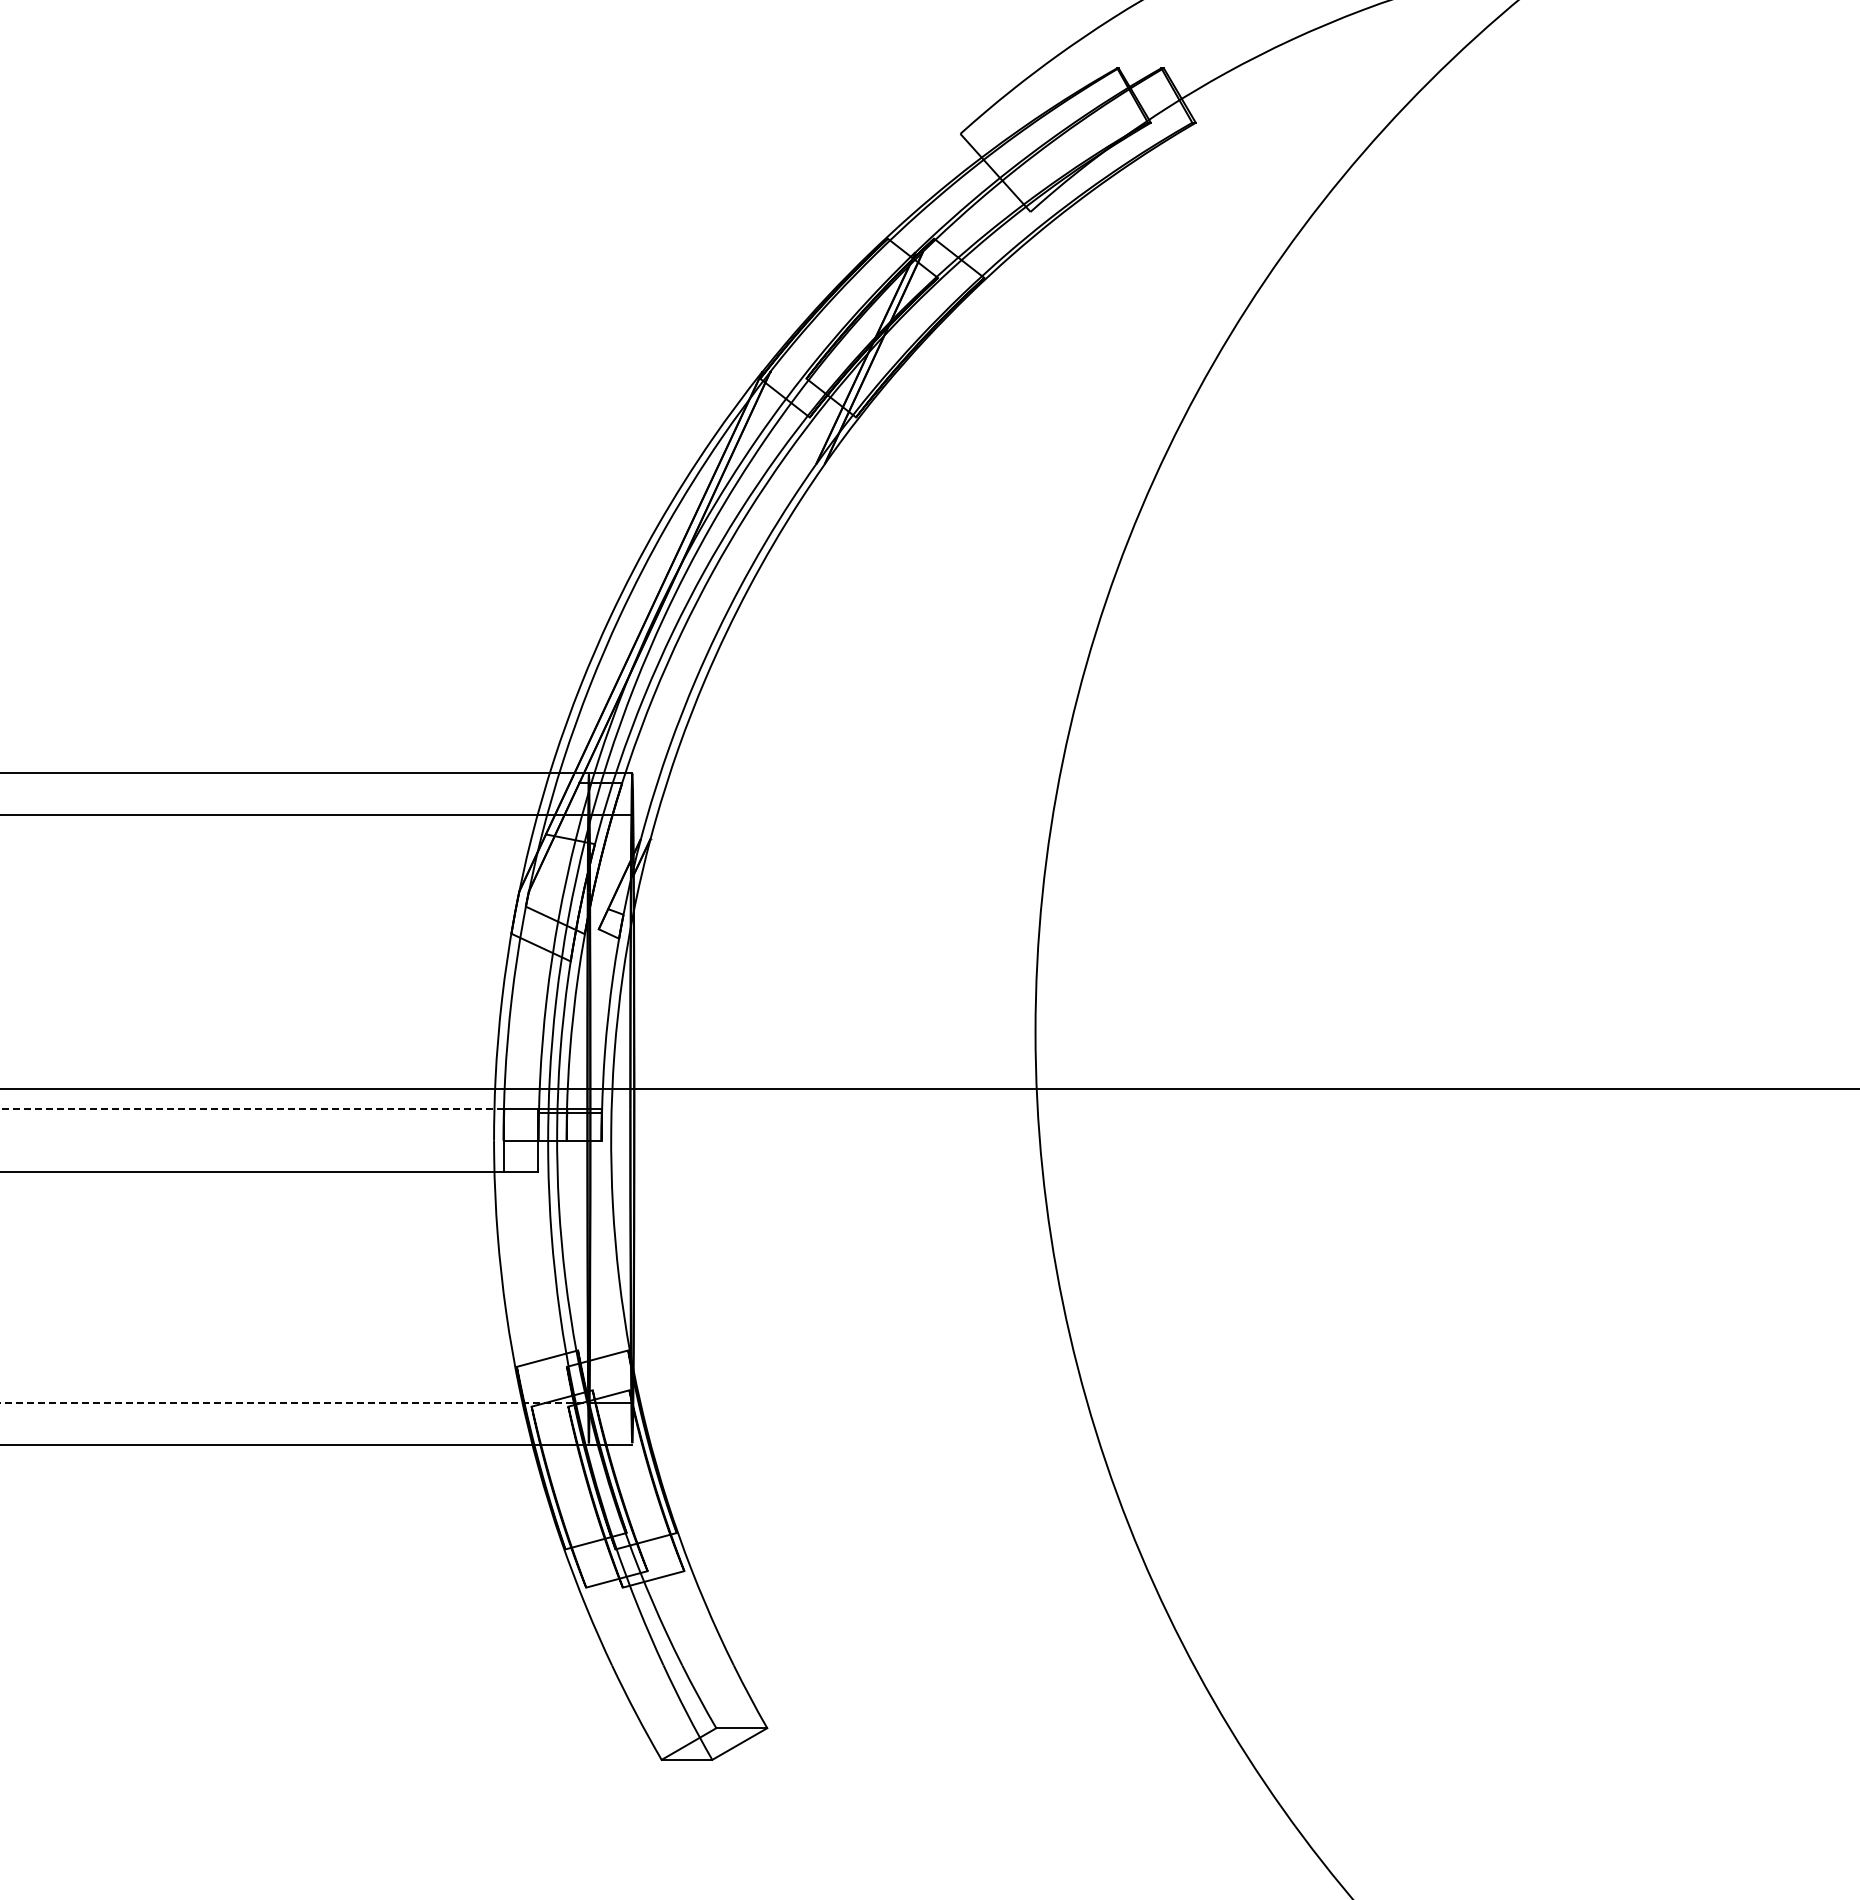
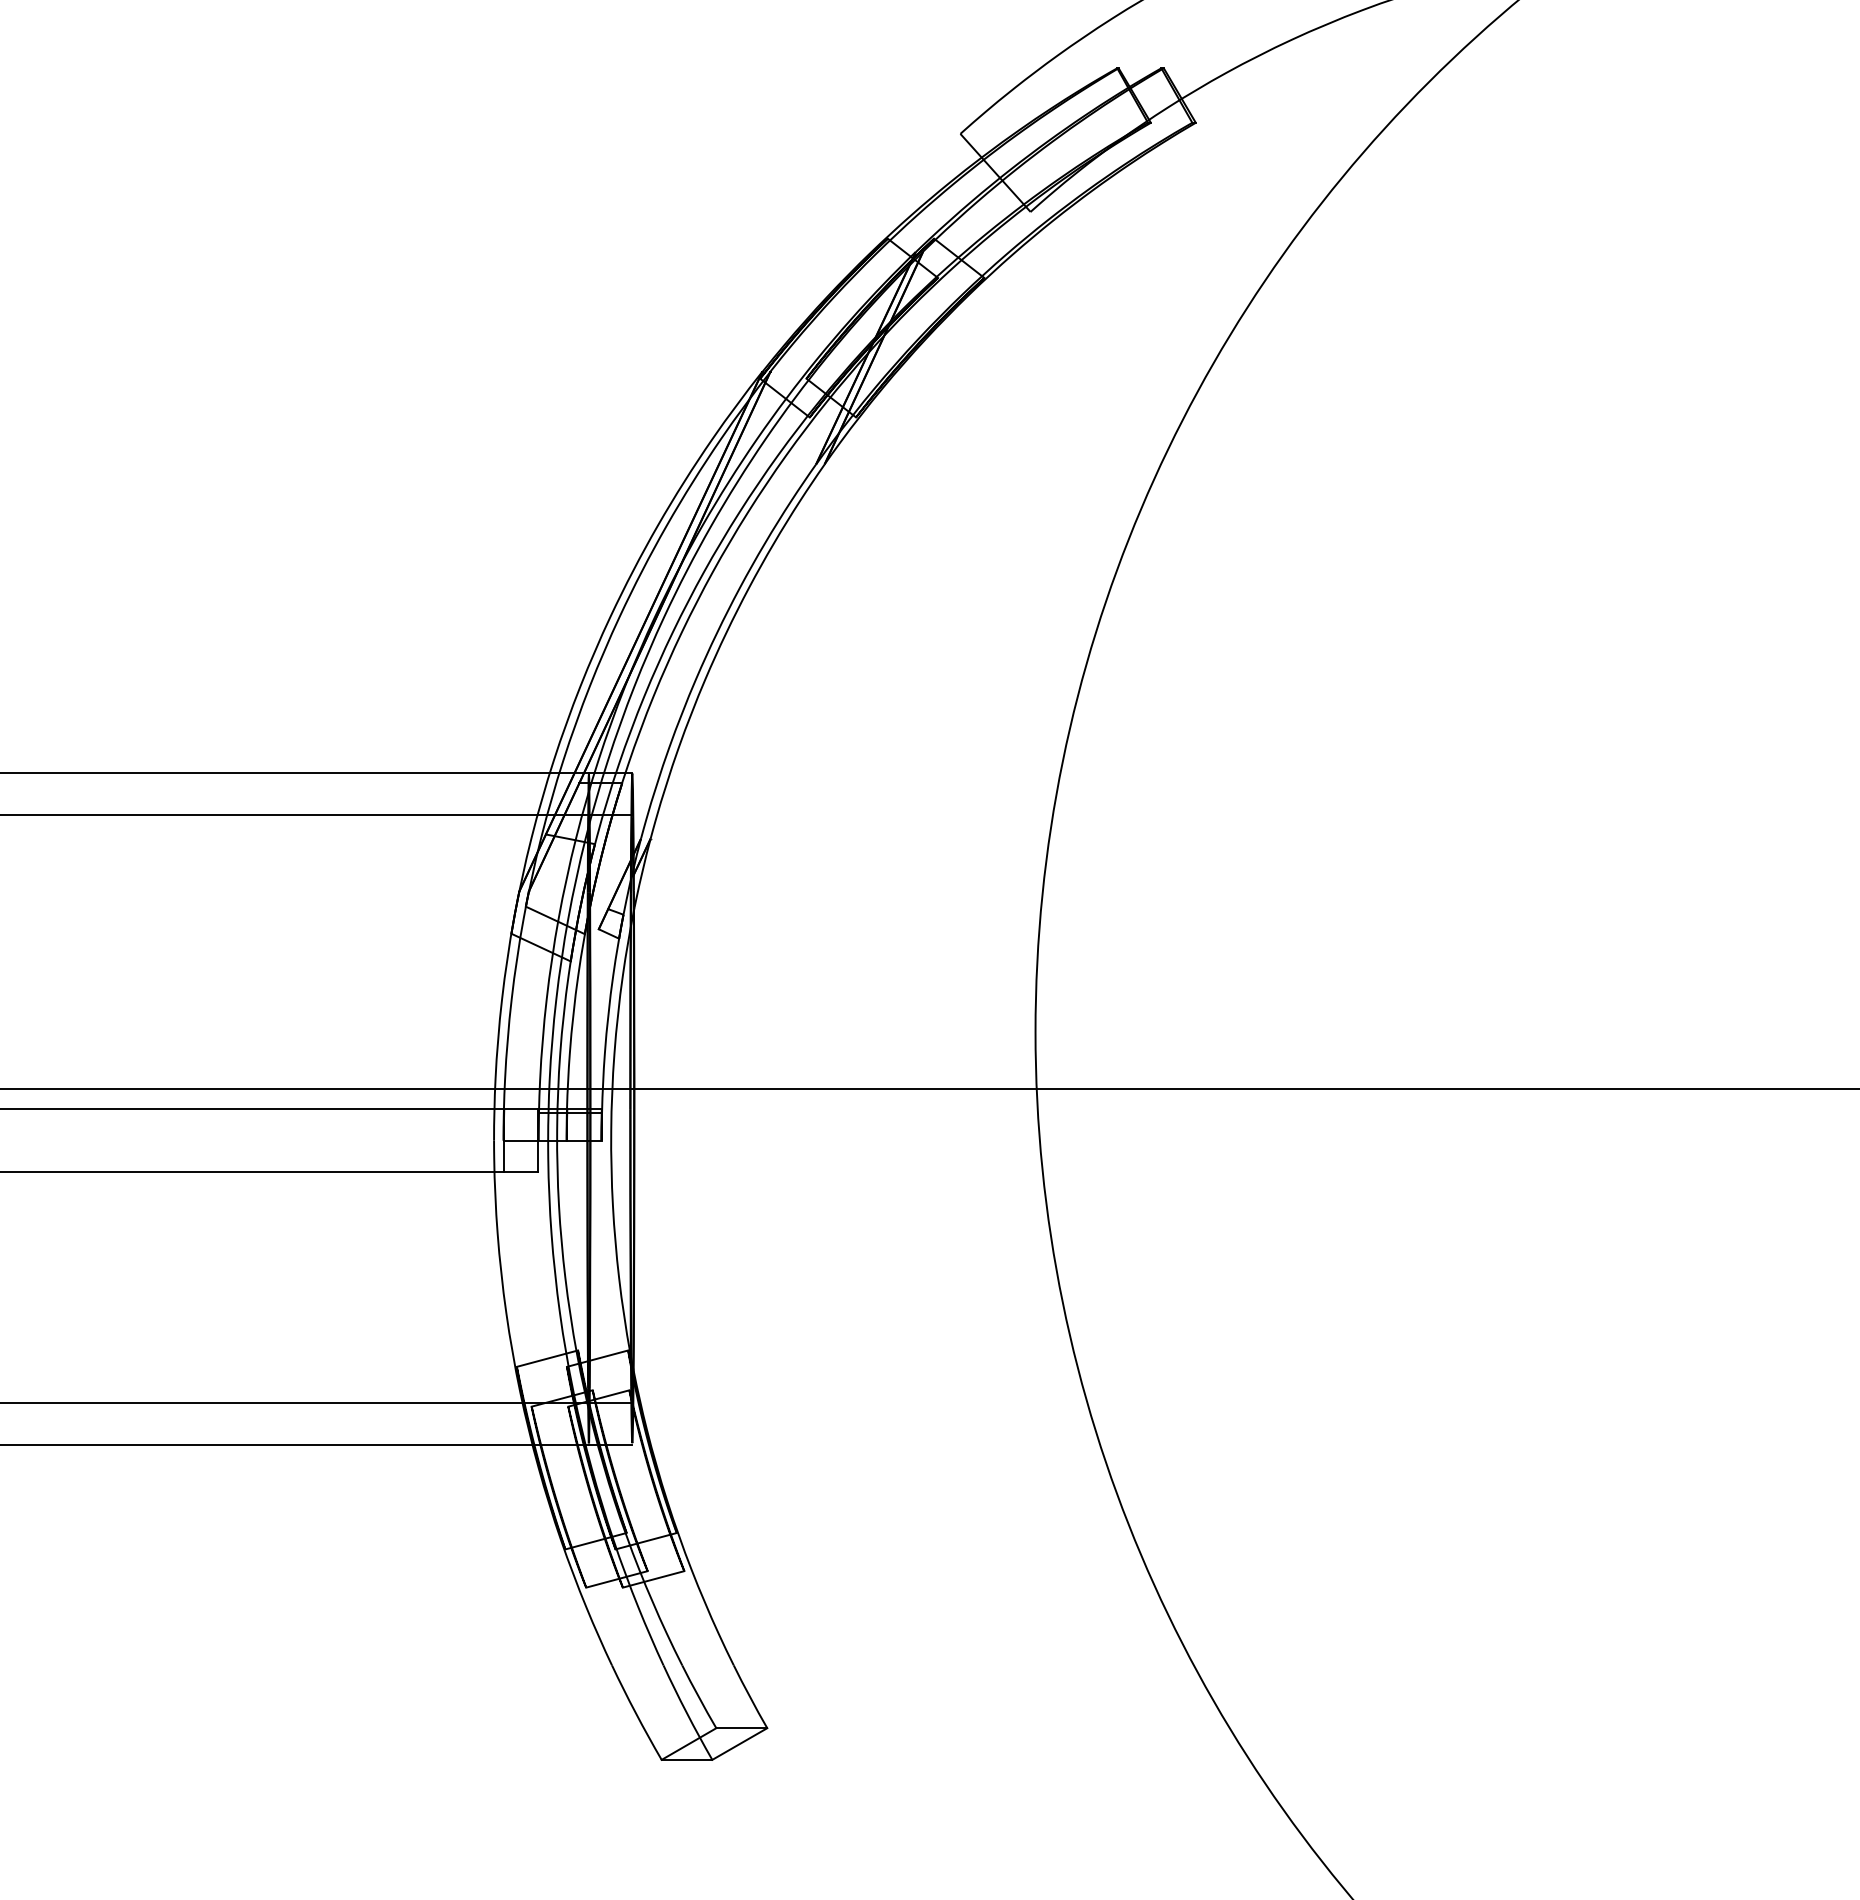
line: dashed -> solid (251, 1109)
line: dashed -> solid (294, 1403)
